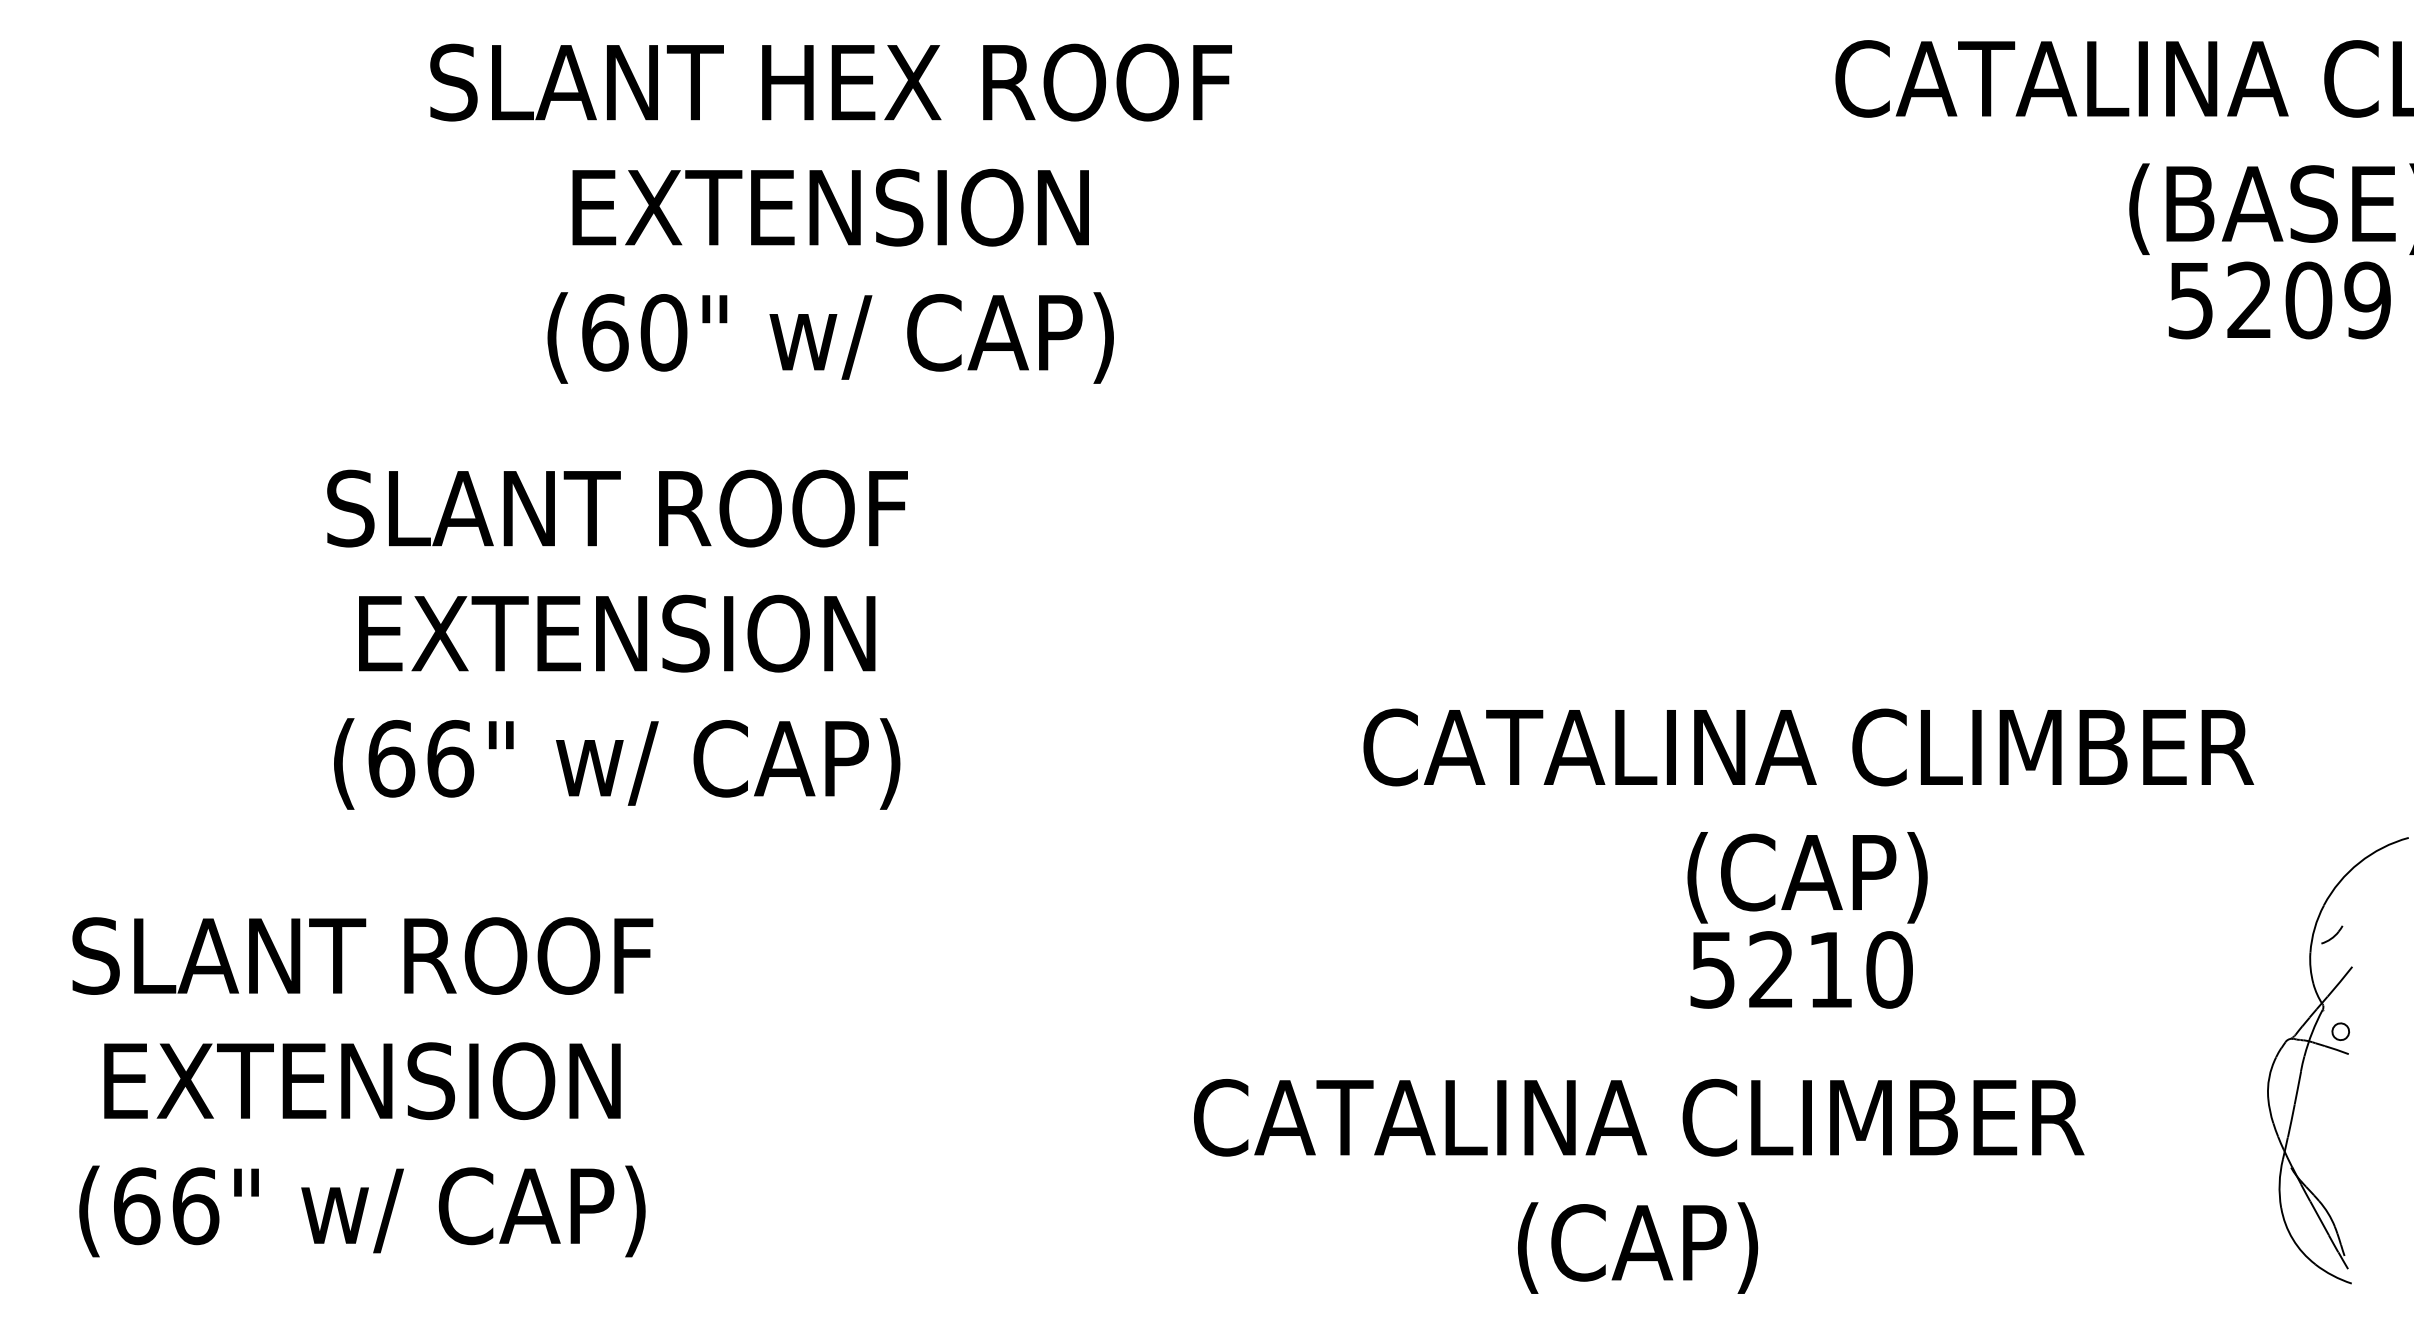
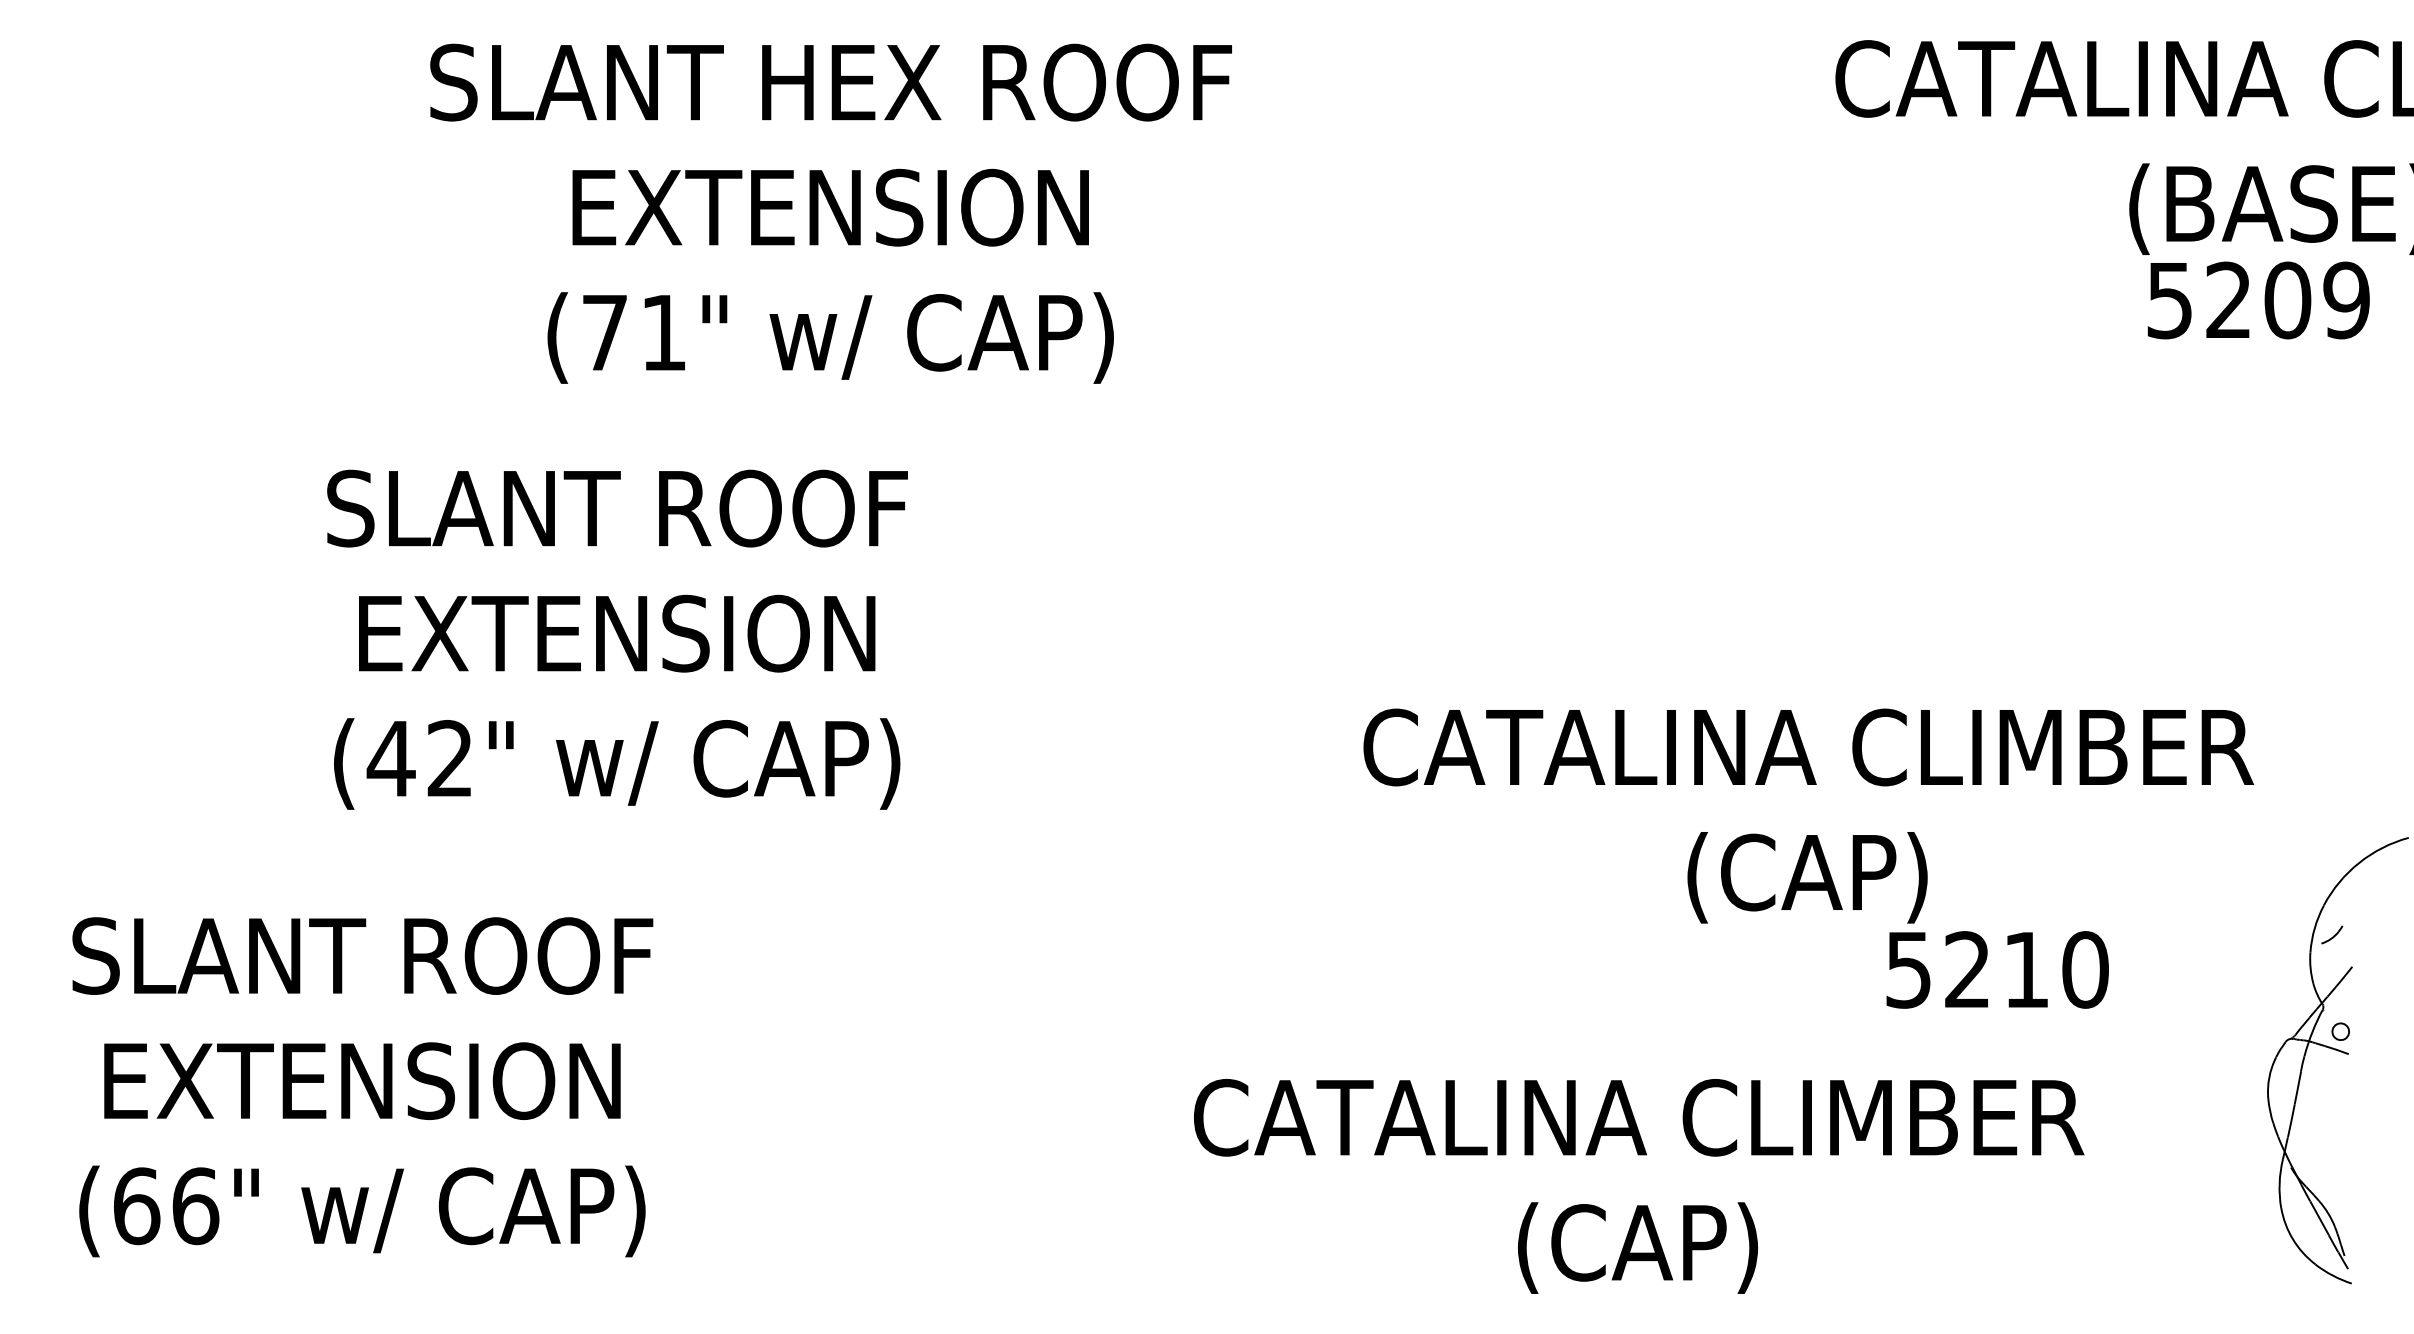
text position: (2279, 300) -> (2258, 300) (2258, 300)
text: (60" -> (71" (634, 332)
text: (66" -> (42" (420, 758)
text position: (1801, 969) -> (1997, 969) (1997, 969)
